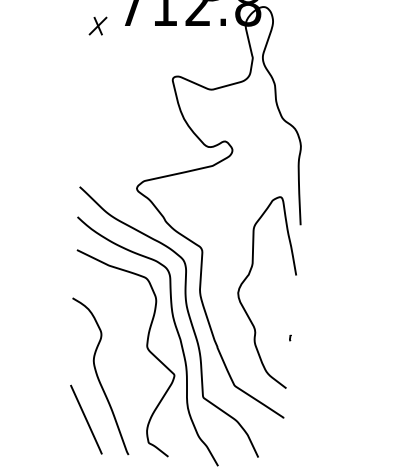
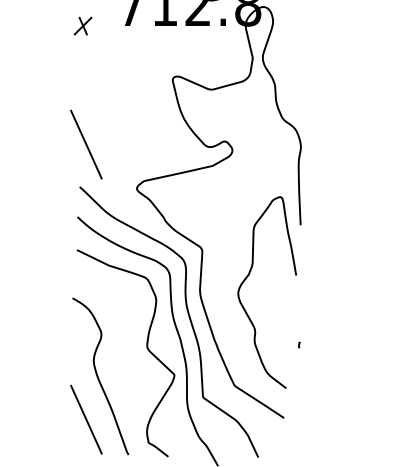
part position: (97, 25) -> (82, 25) (82, 25)
line: none -> present (86, 144)
curve position: (290, 337) -> (299, 344) (299, 344)
